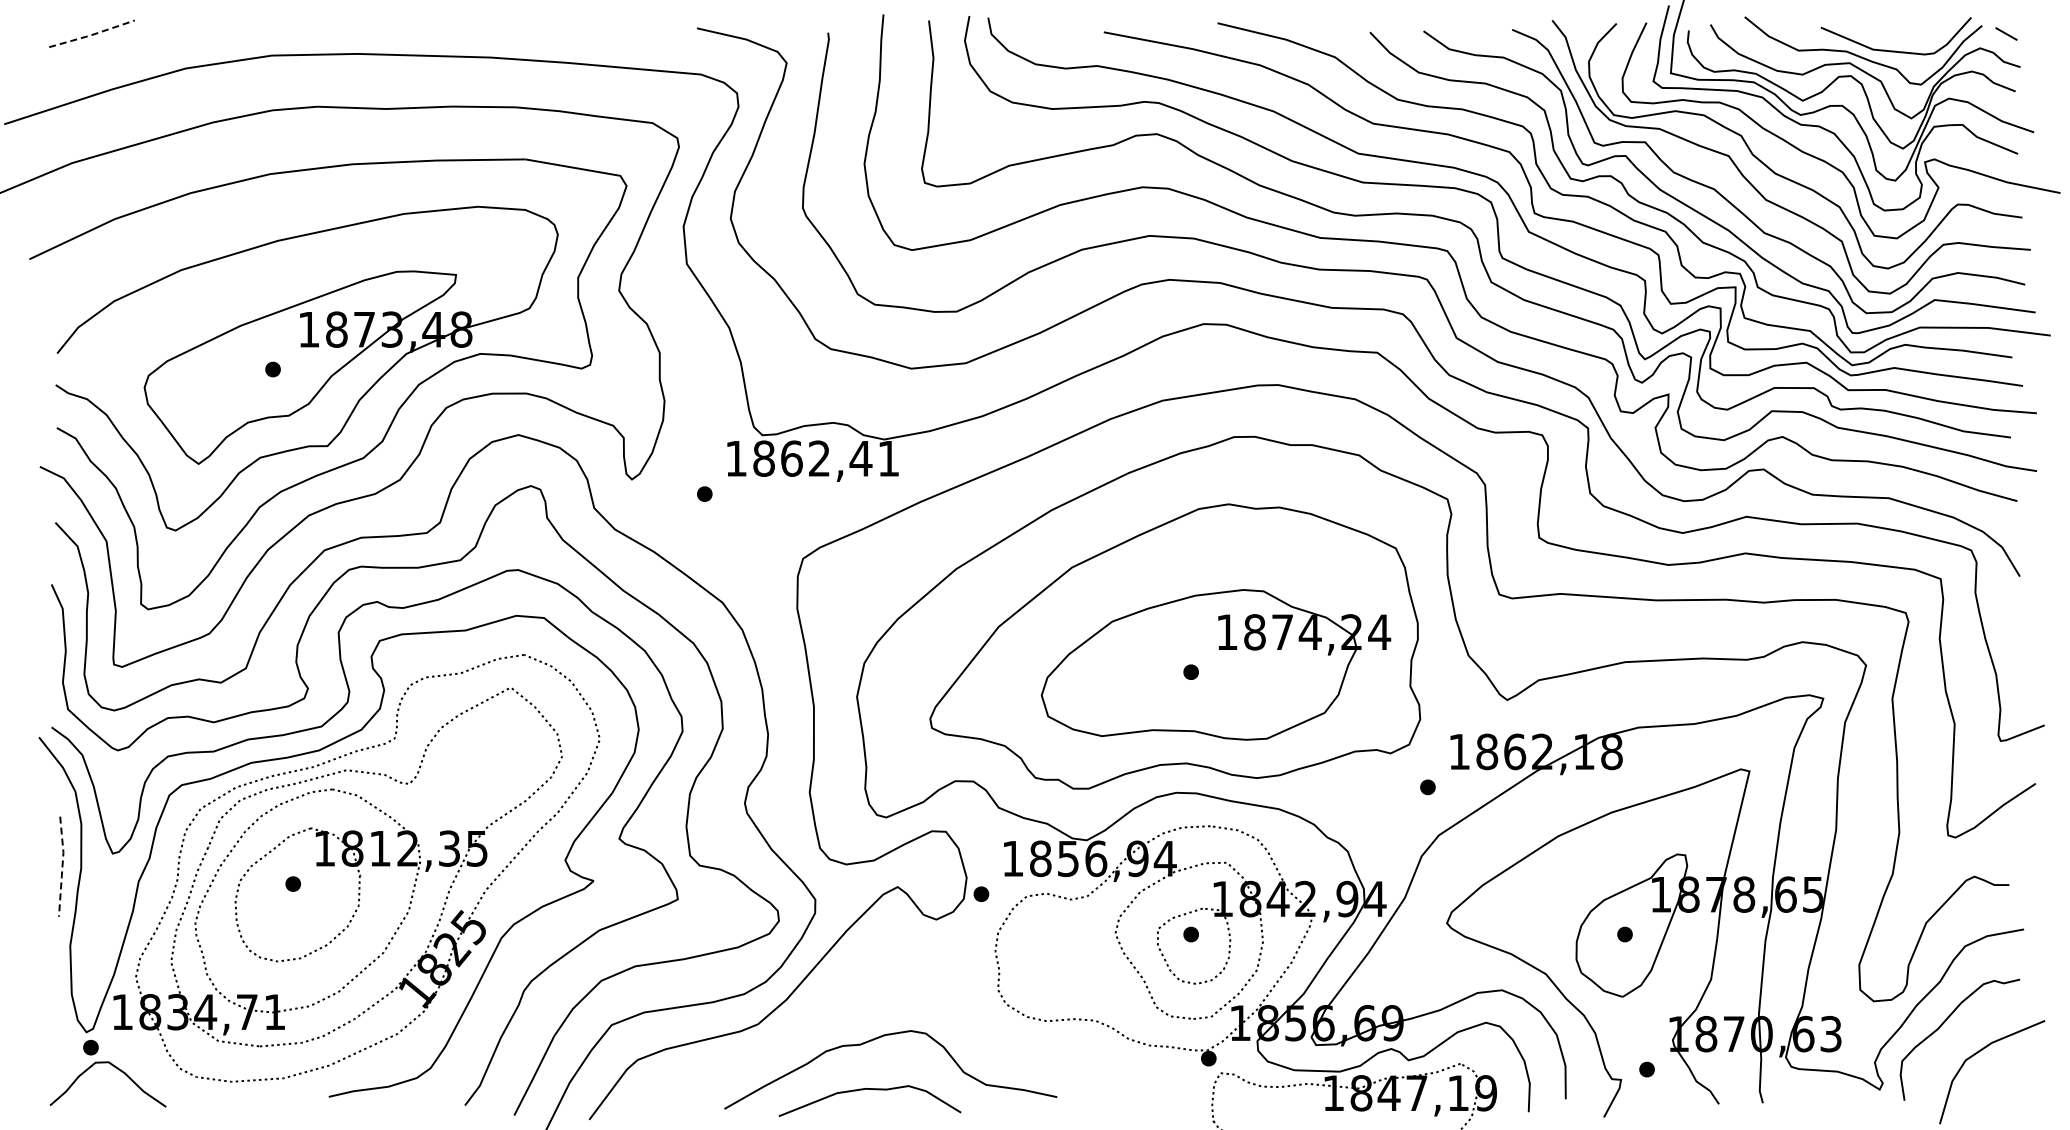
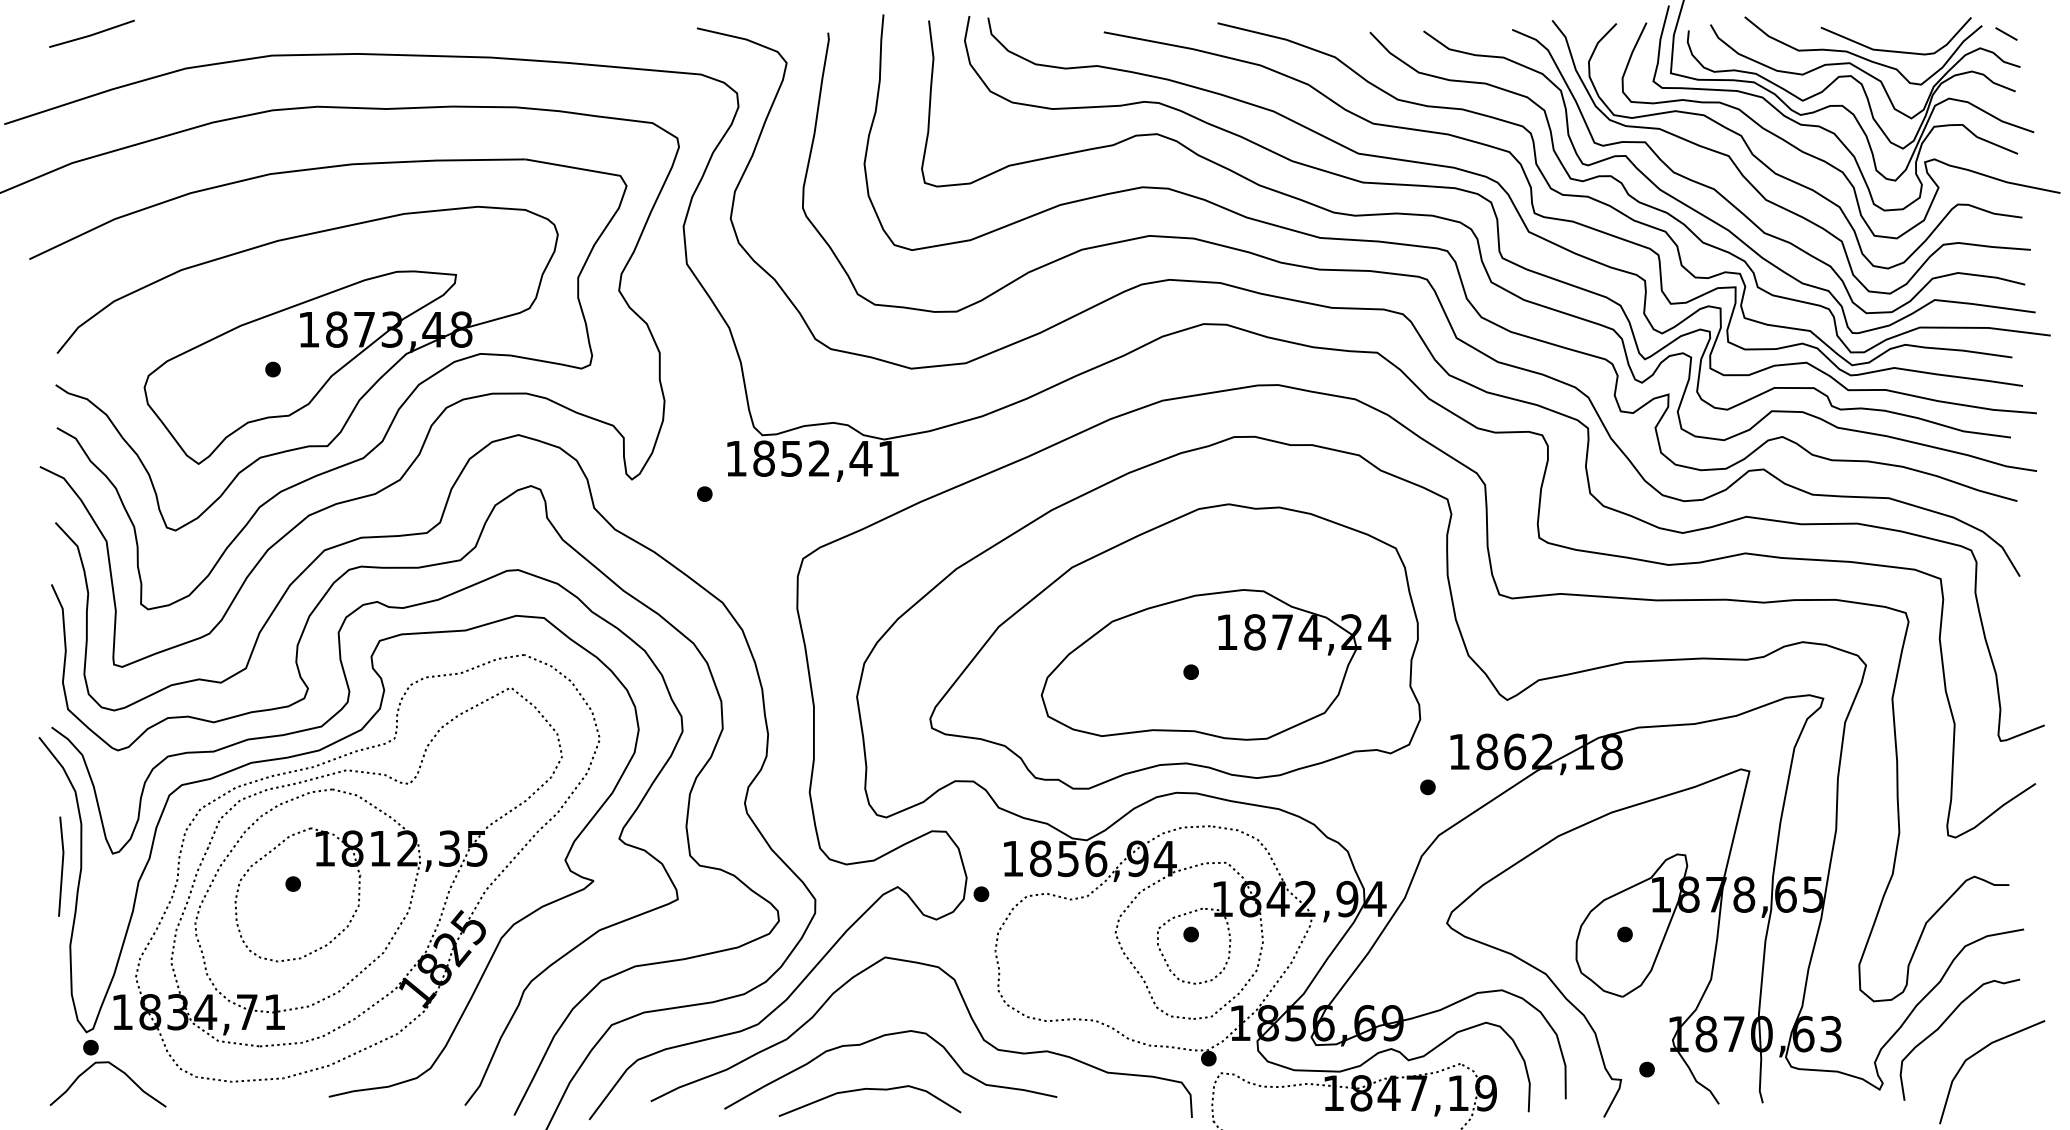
line: dashed -> solid (92, 34)
text: 1862,41 -> 1852,41 (791, 458)
line: dashed -> solid (62, 866)
curve: none -> present (969, 1016)
